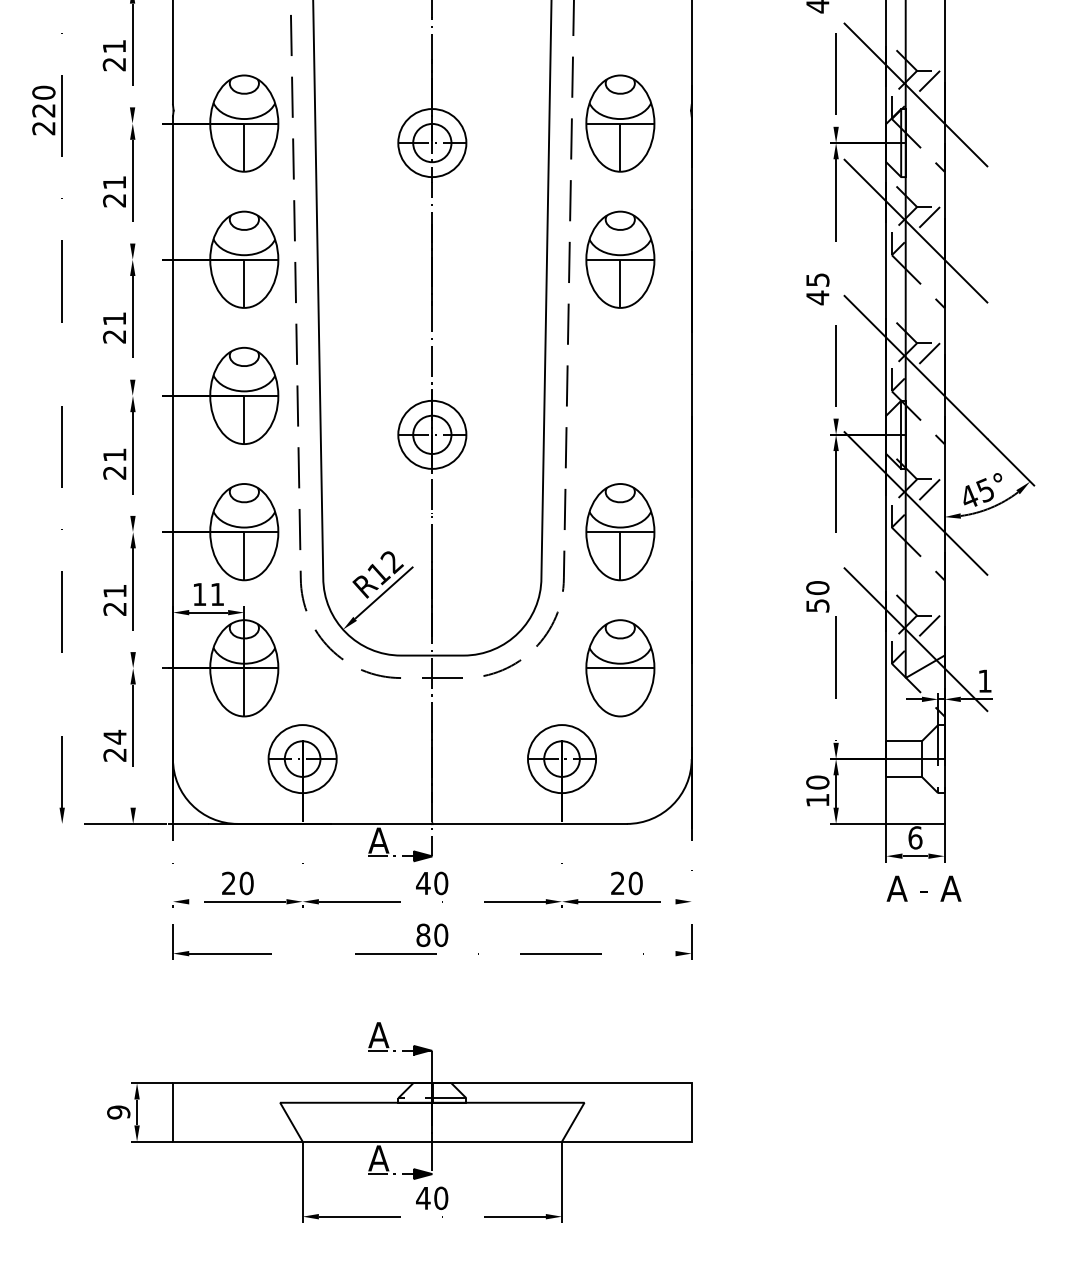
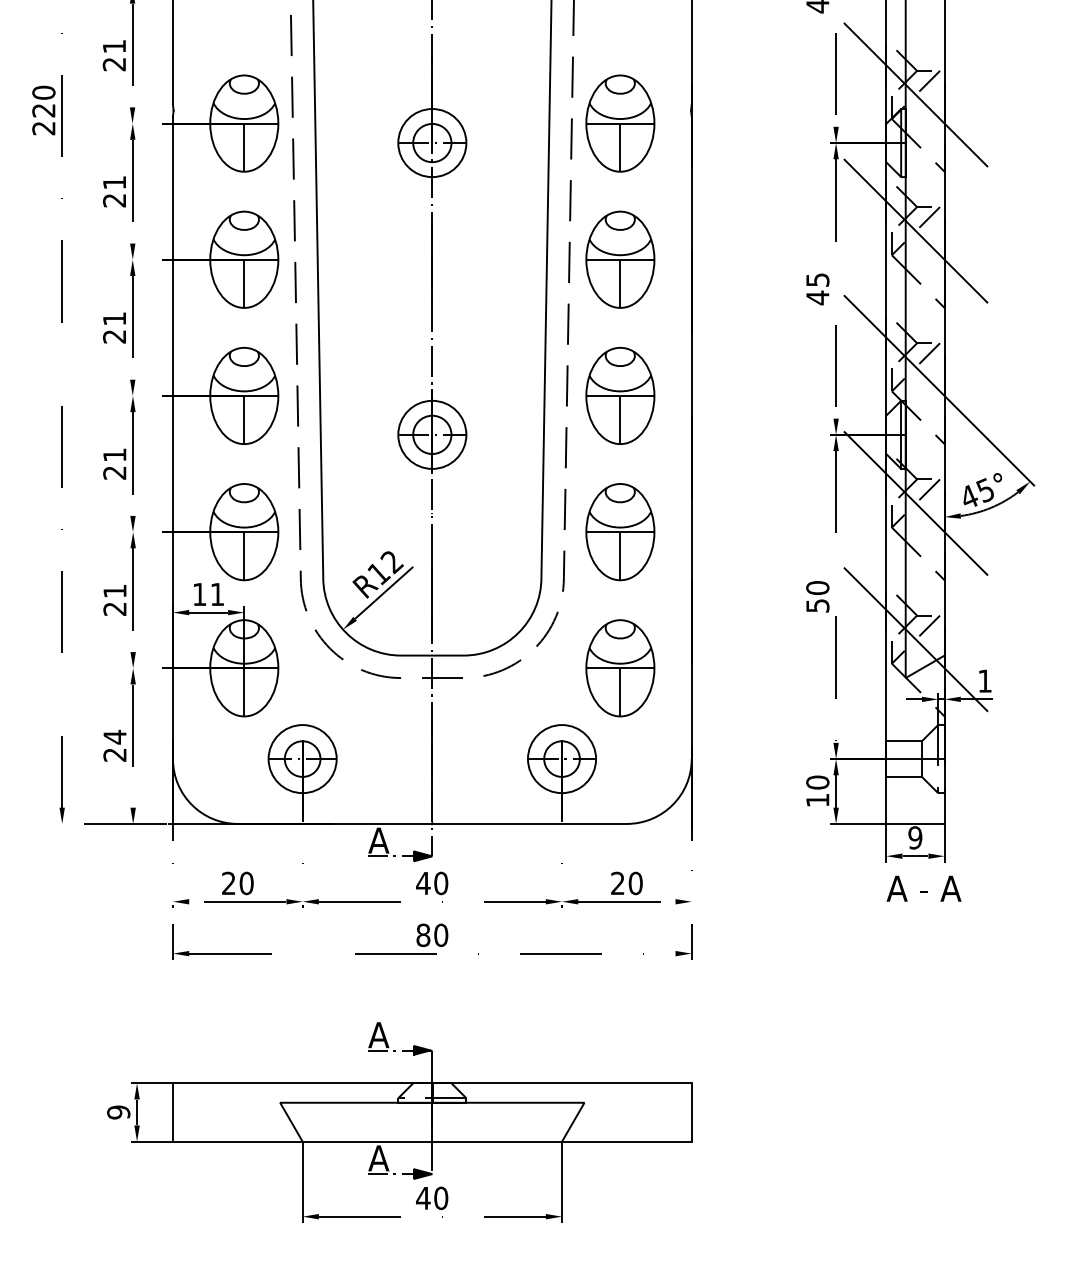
part: none -> present (620, 395)
line: none -> present (620, 692)
text: 6 -> 9 (915, 837)
